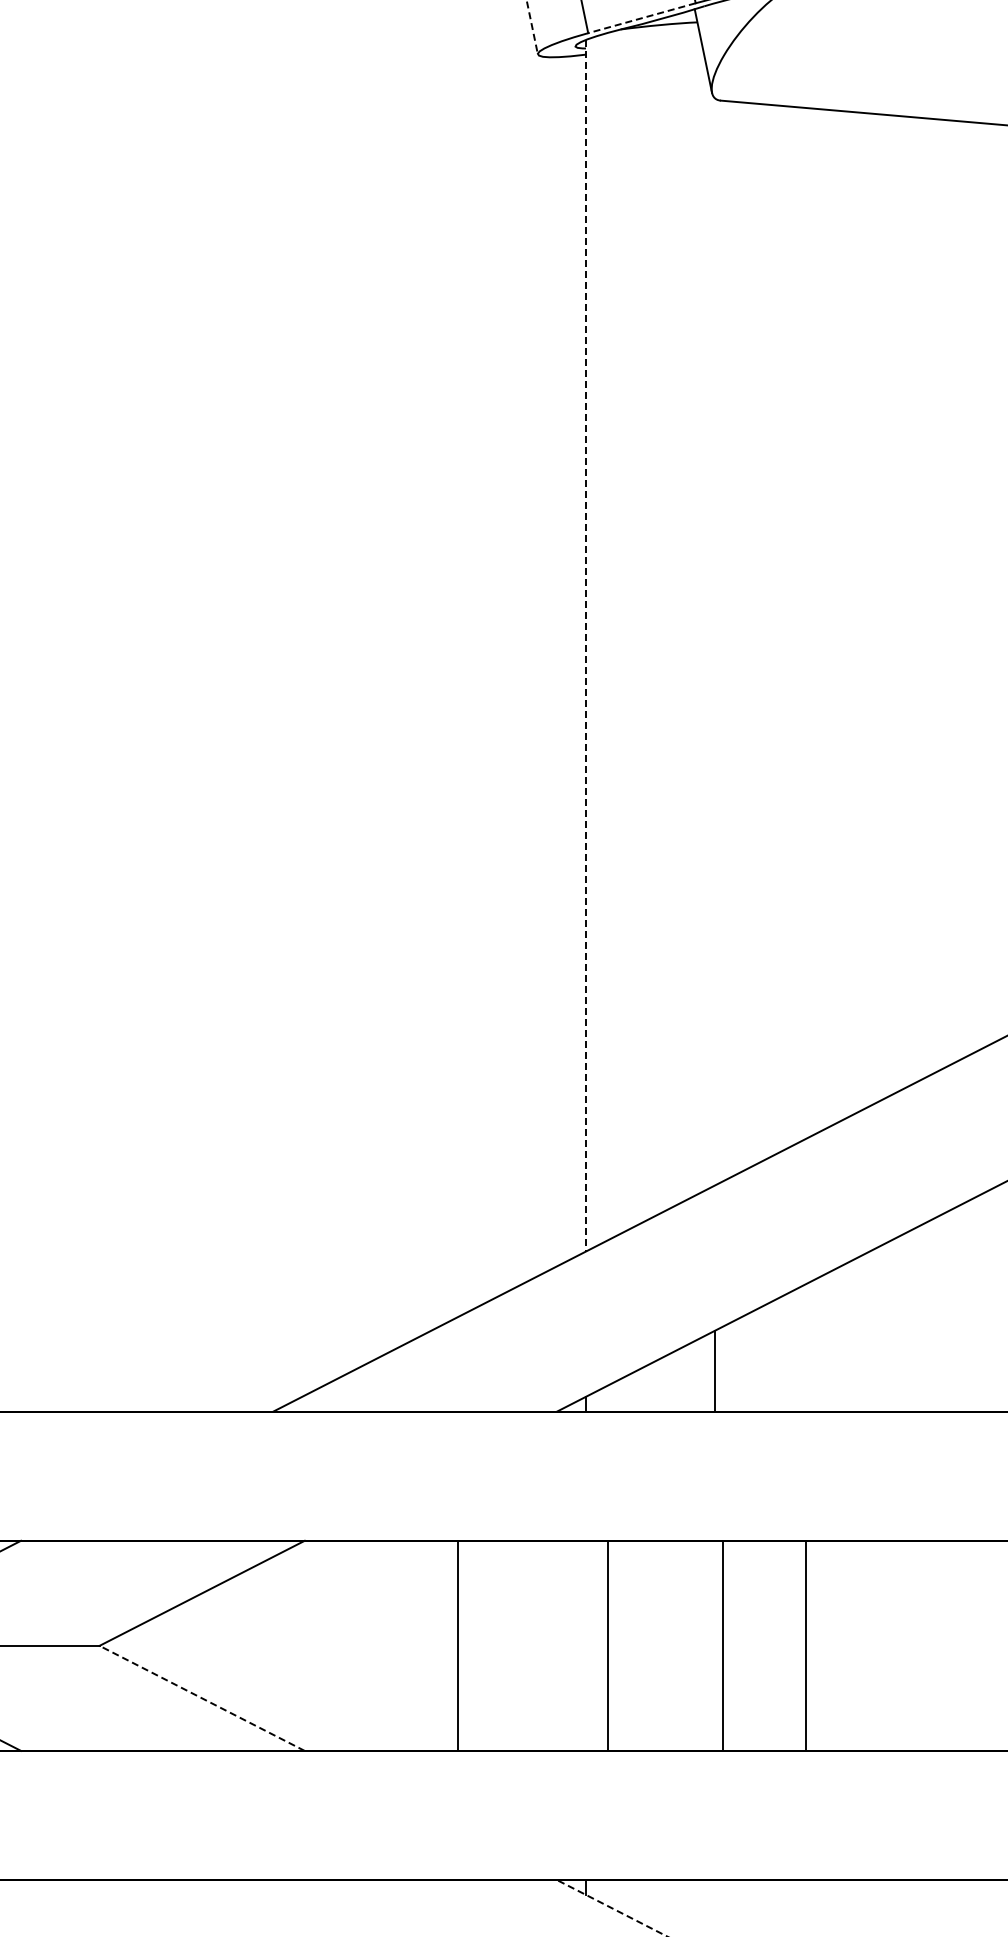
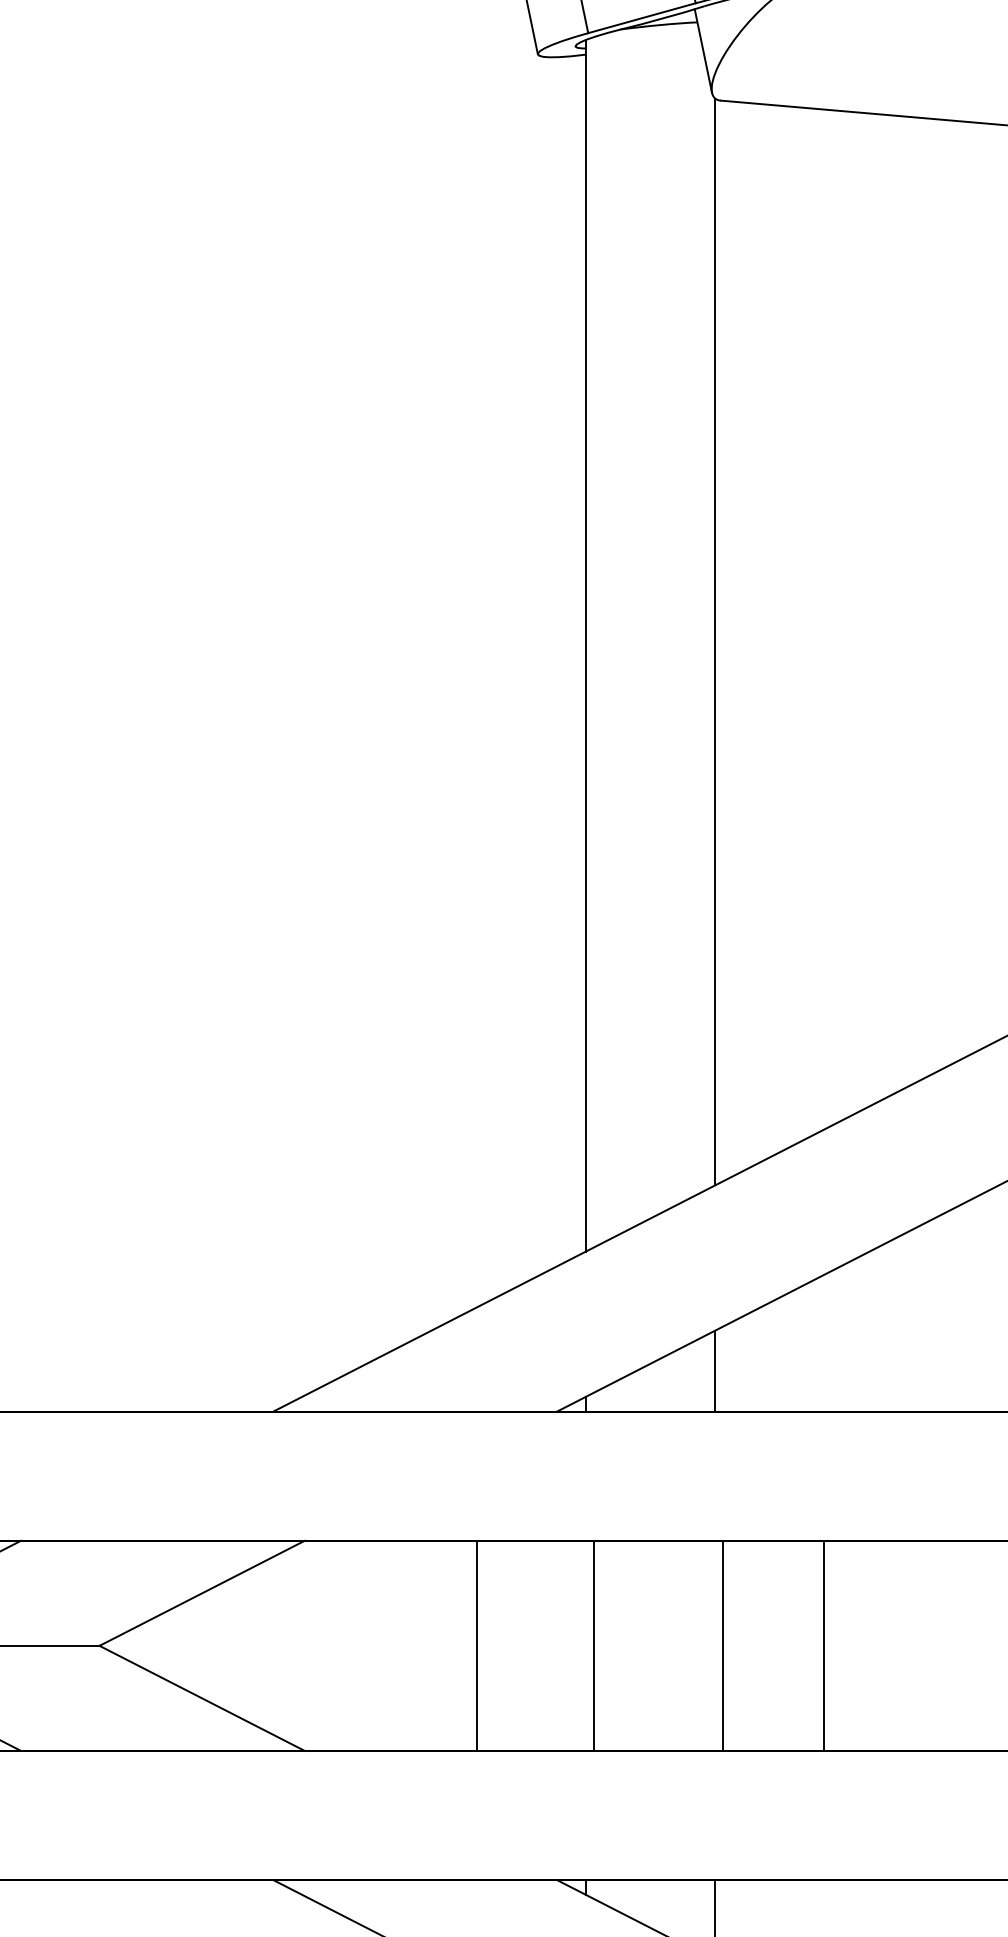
line: dashed -> solid (641, 18)
line: dashed -> solid (532, 27)
line: none -> present (715, 641)
line: dashed -> solid (585, 645)
line position: (458, 1645) -> (477, 1645) (477, 1645)
line position: (608, 1645) -> (594, 1645) (594, 1645)
line position: (806, 1645) -> (824, 1645) (824, 1645)
line: dashed -> solid (201, 1698)
line: none -> present (325, 1906)
line: none -> present (715, 1906)
line: dashed -> solid (612, 1908)
